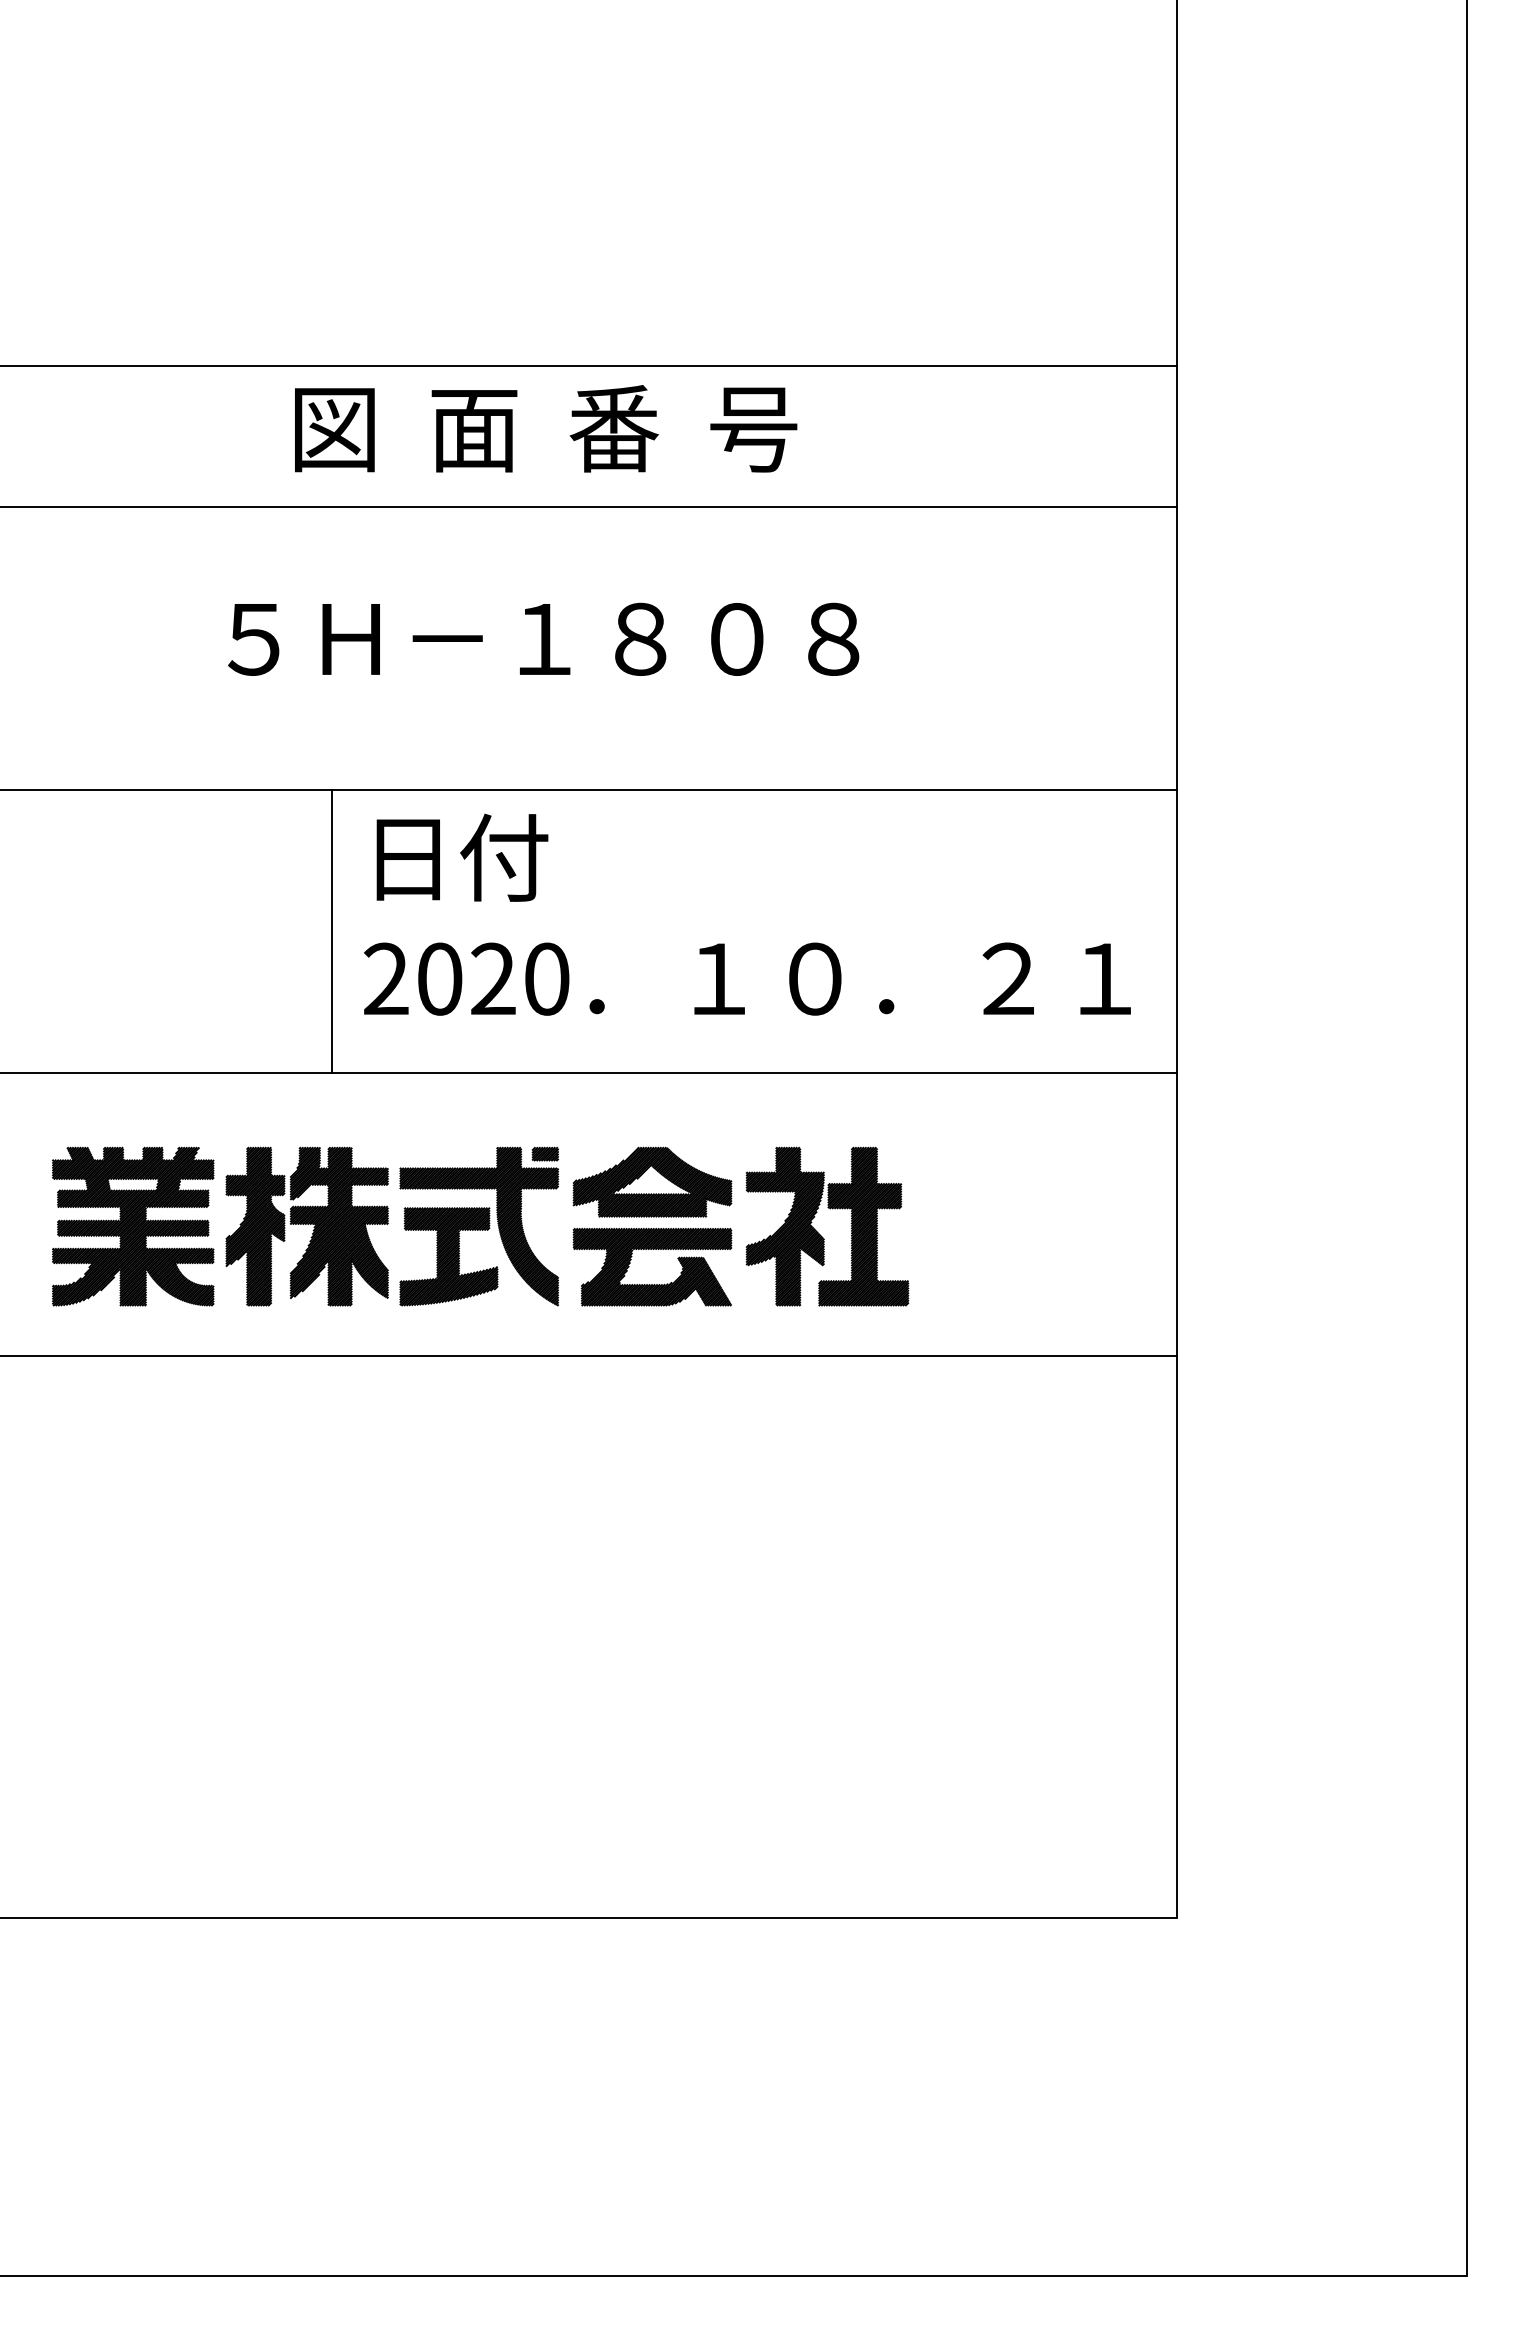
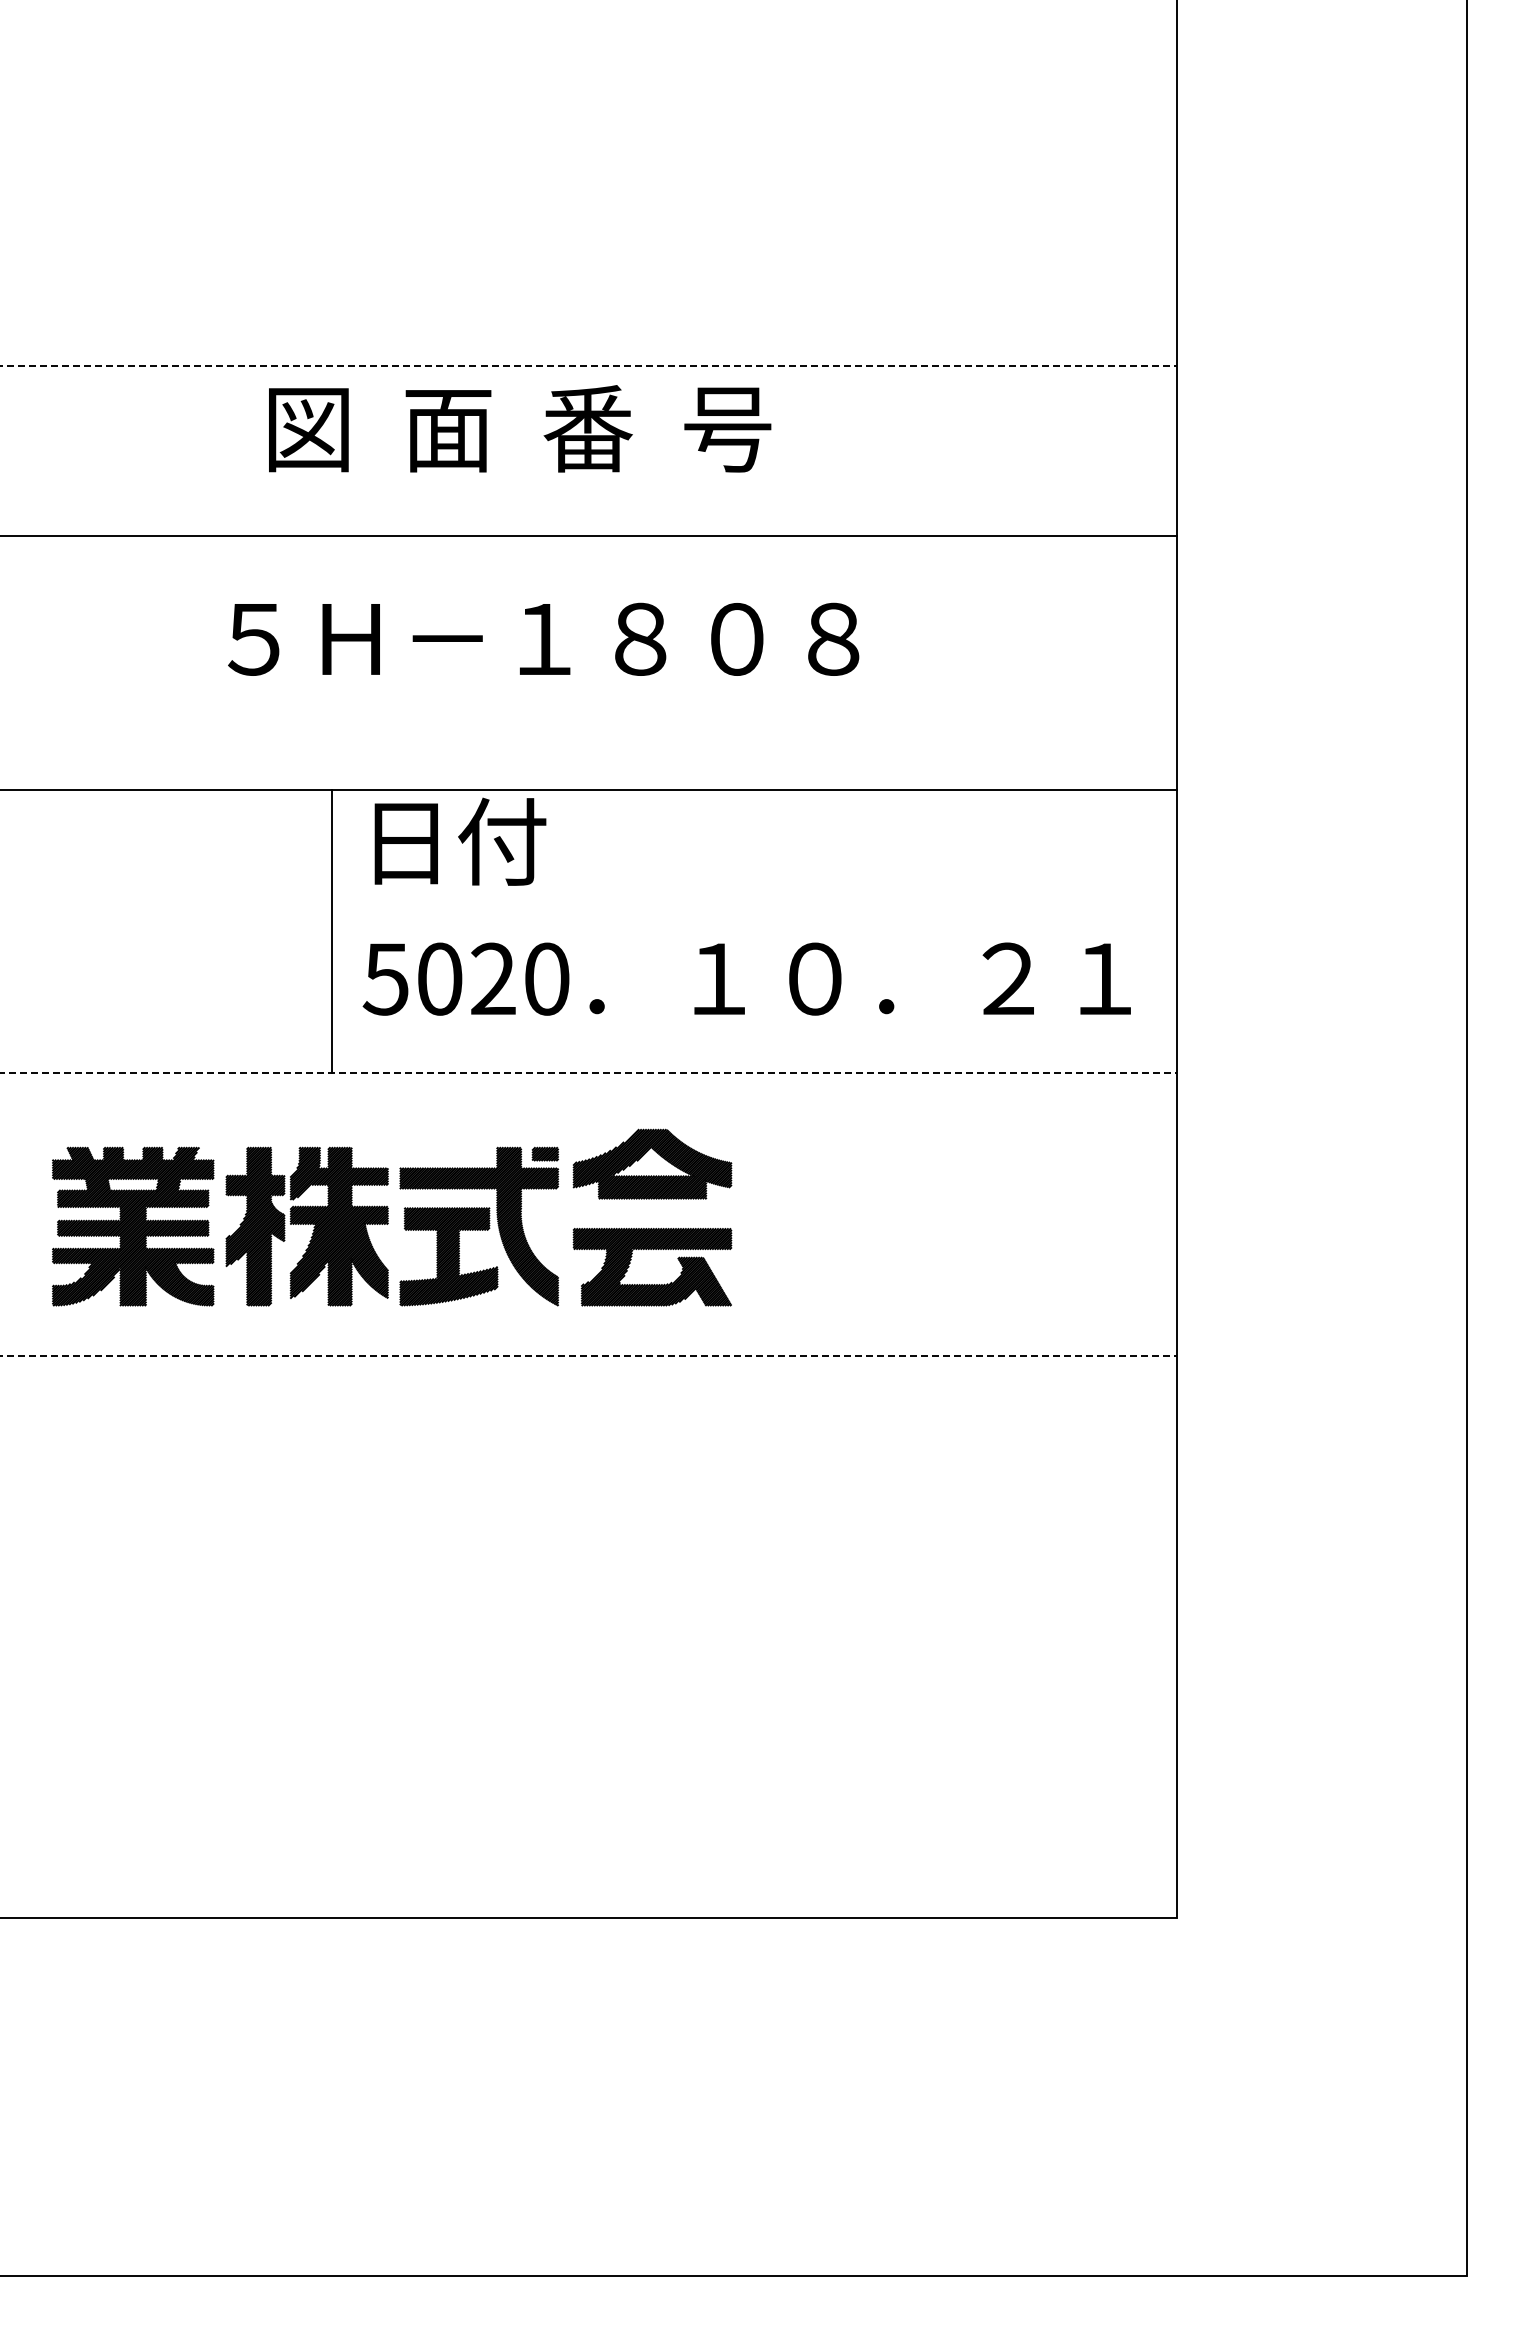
line: solid -> dashed (589, 365)
text position: (546, 428) -> (520, 428) (520, 428)
line position: (589, 507) -> (589, 536) (589, 536)
text position: (462, 857) -> (460, 841) (460, 841)
text: 2020 -> 5020 (385, 978)
line: solid -> dashed (589, 1073)
part position: (652, 1181) -> (652, 1163) (652, 1163)
part: present -> none (819, 1233)
line: solid -> dashed (589, 1356)
